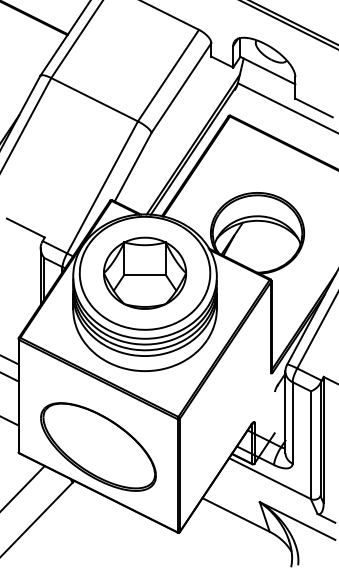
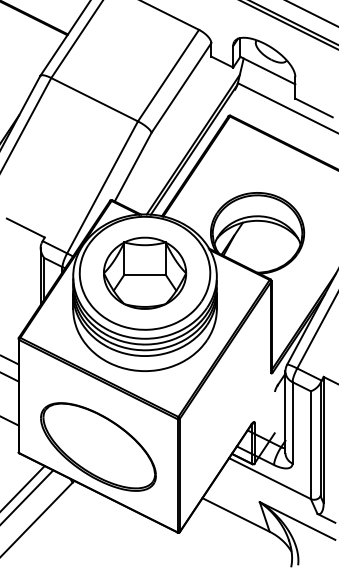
line: none -> present (312, 13)
line: none -> present (27, 496)
